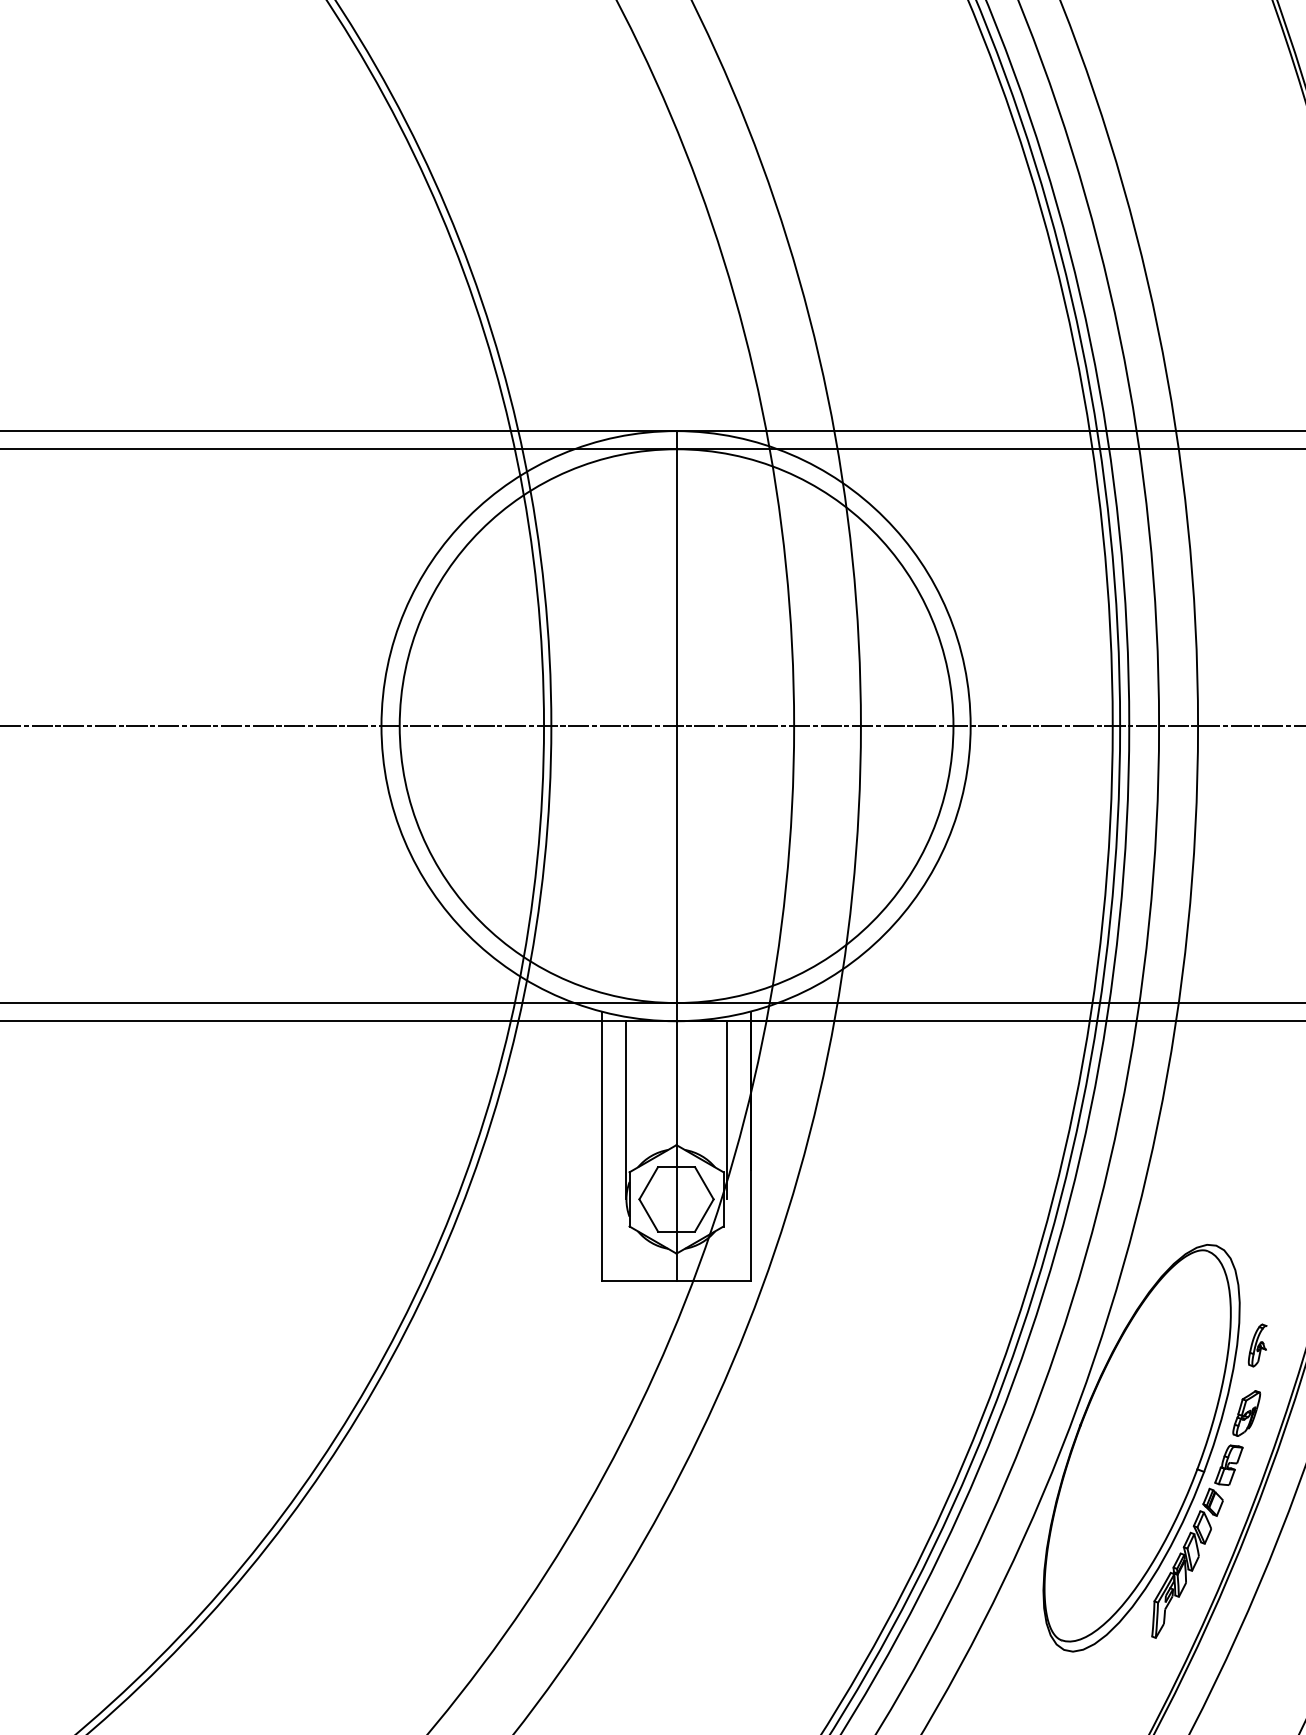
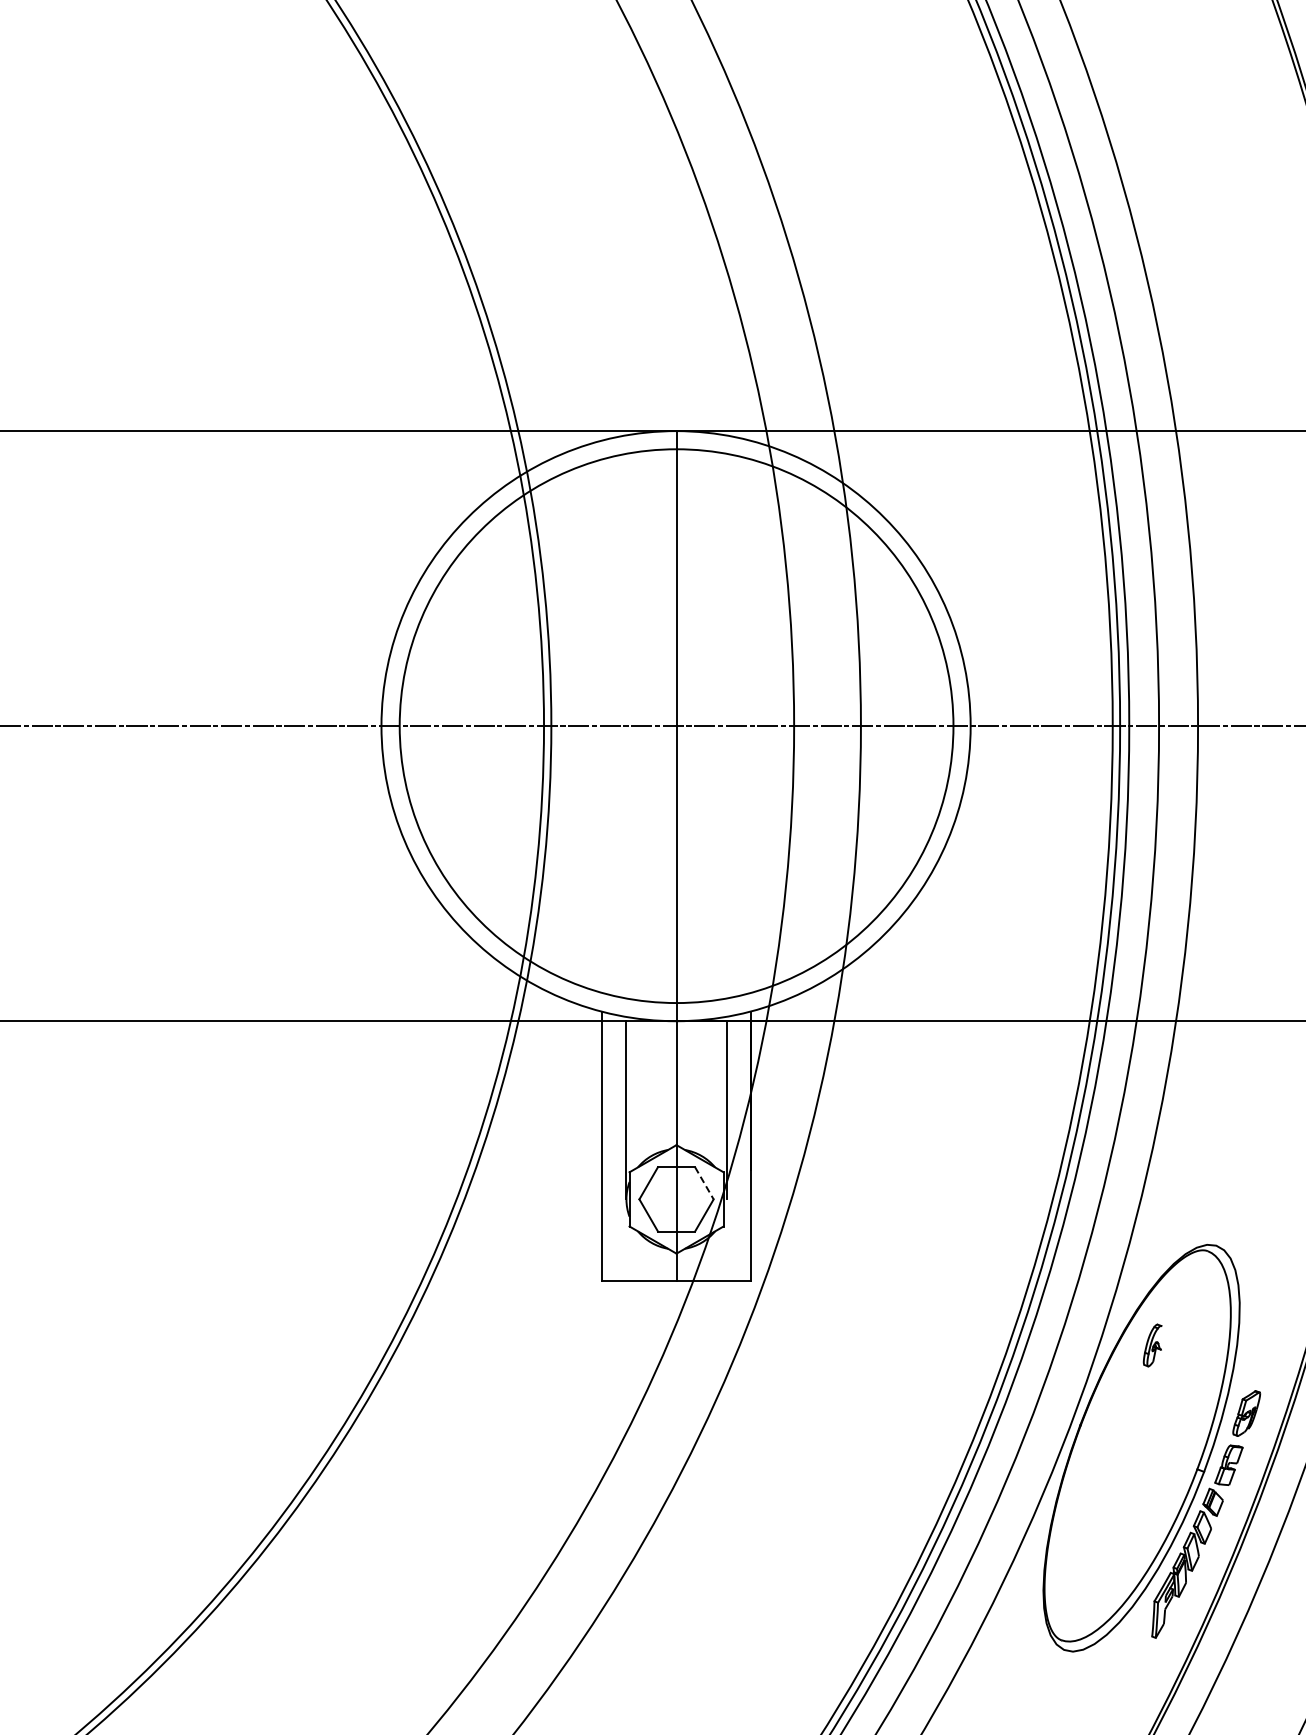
line: present -> none (652, 449)
line: present -> none (652, 1003)
line: solid -> dashed (704, 1183)
part position: (1257, 1345) -> (1152, 1345) (1152, 1345)
